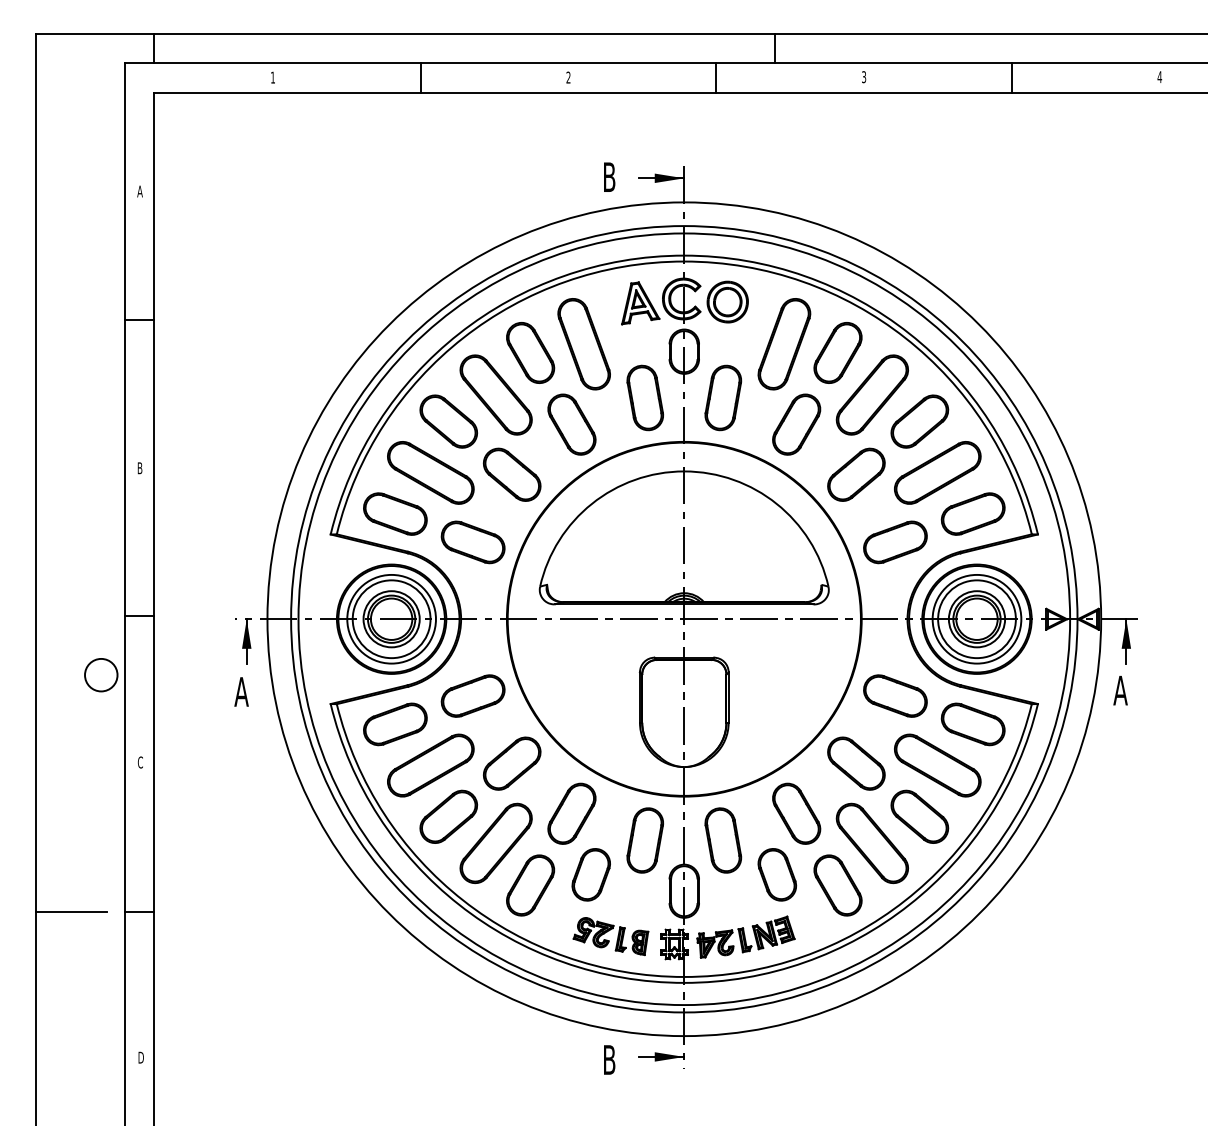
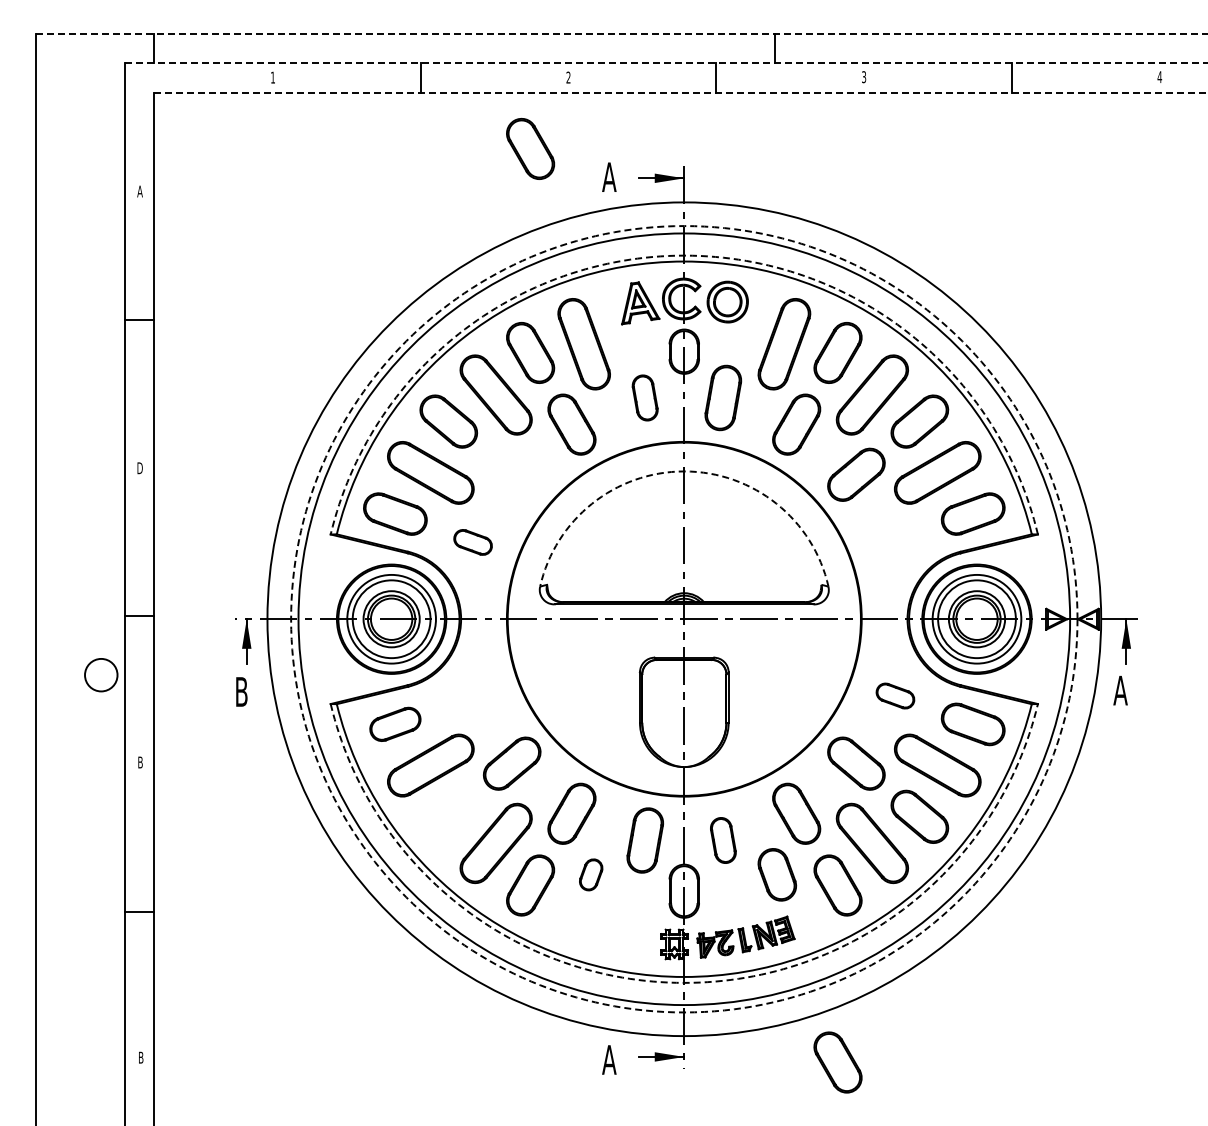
line: solid -> dashed (622, 33)
line: solid -> dashed (666, 63)
line: solid -> dashed (680, 92)
part: none -> present (530, 148)
text: B -> A (609, 176)
arc: solid -> dashed (684, 255)
part size: 38x68 px -> 28x48 px (644, 397)
text: B -> D (139, 467)
arc: solid -> dashed (684, 471)
part: present -> none (511, 474)
part size: 66x45 px -> 40x27 px (472, 542)
part: present -> none (895, 542)
circle: solid -> dashed (684, 619)
text: A -> B (241, 691)
part: present -> none (472, 695)
part size: 65x44 px -> 41x28 px (895, 695)
part size: 65x45 px -> 53x36 px (395, 723)
text: C -> B (139, 762)
part: present -> none (448, 816)
part size: 39x67 px -> 27x47 px (723, 840)
part size: 40x54 px -> 25x34 px (591, 874)
line: present -> none (71, 911)
part: present -> none (610, 936)
arc: solid -> dashed (684, 982)
text: D -> B (140, 1057)
text: B -> A (609, 1059)
part: none -> present (837, 1062)
